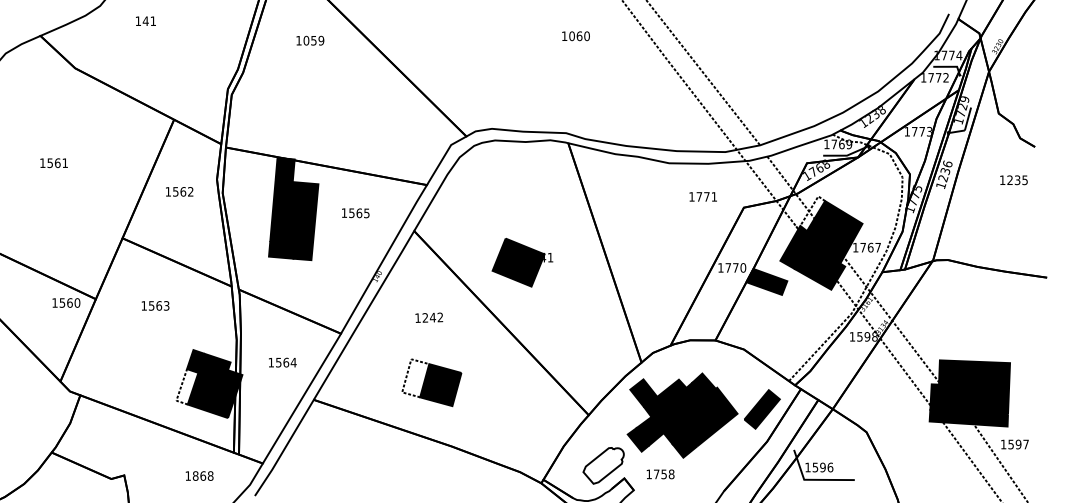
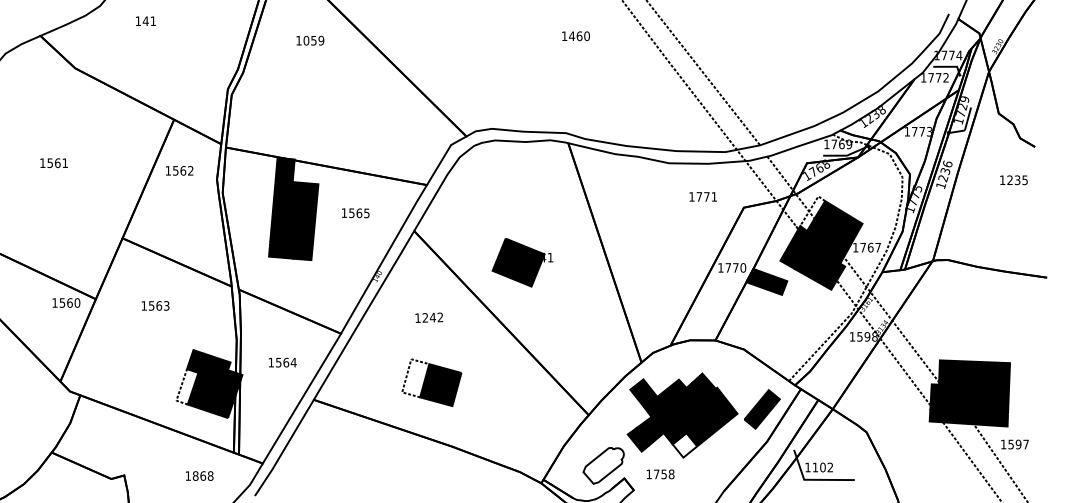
text: 1060 -> 1460 (572, 36)
text position: (179, 191) -> (179, 170) (179, 170)
fill: present -> none (684, 445)
text: 1596 -> 1102 (822, 467)
